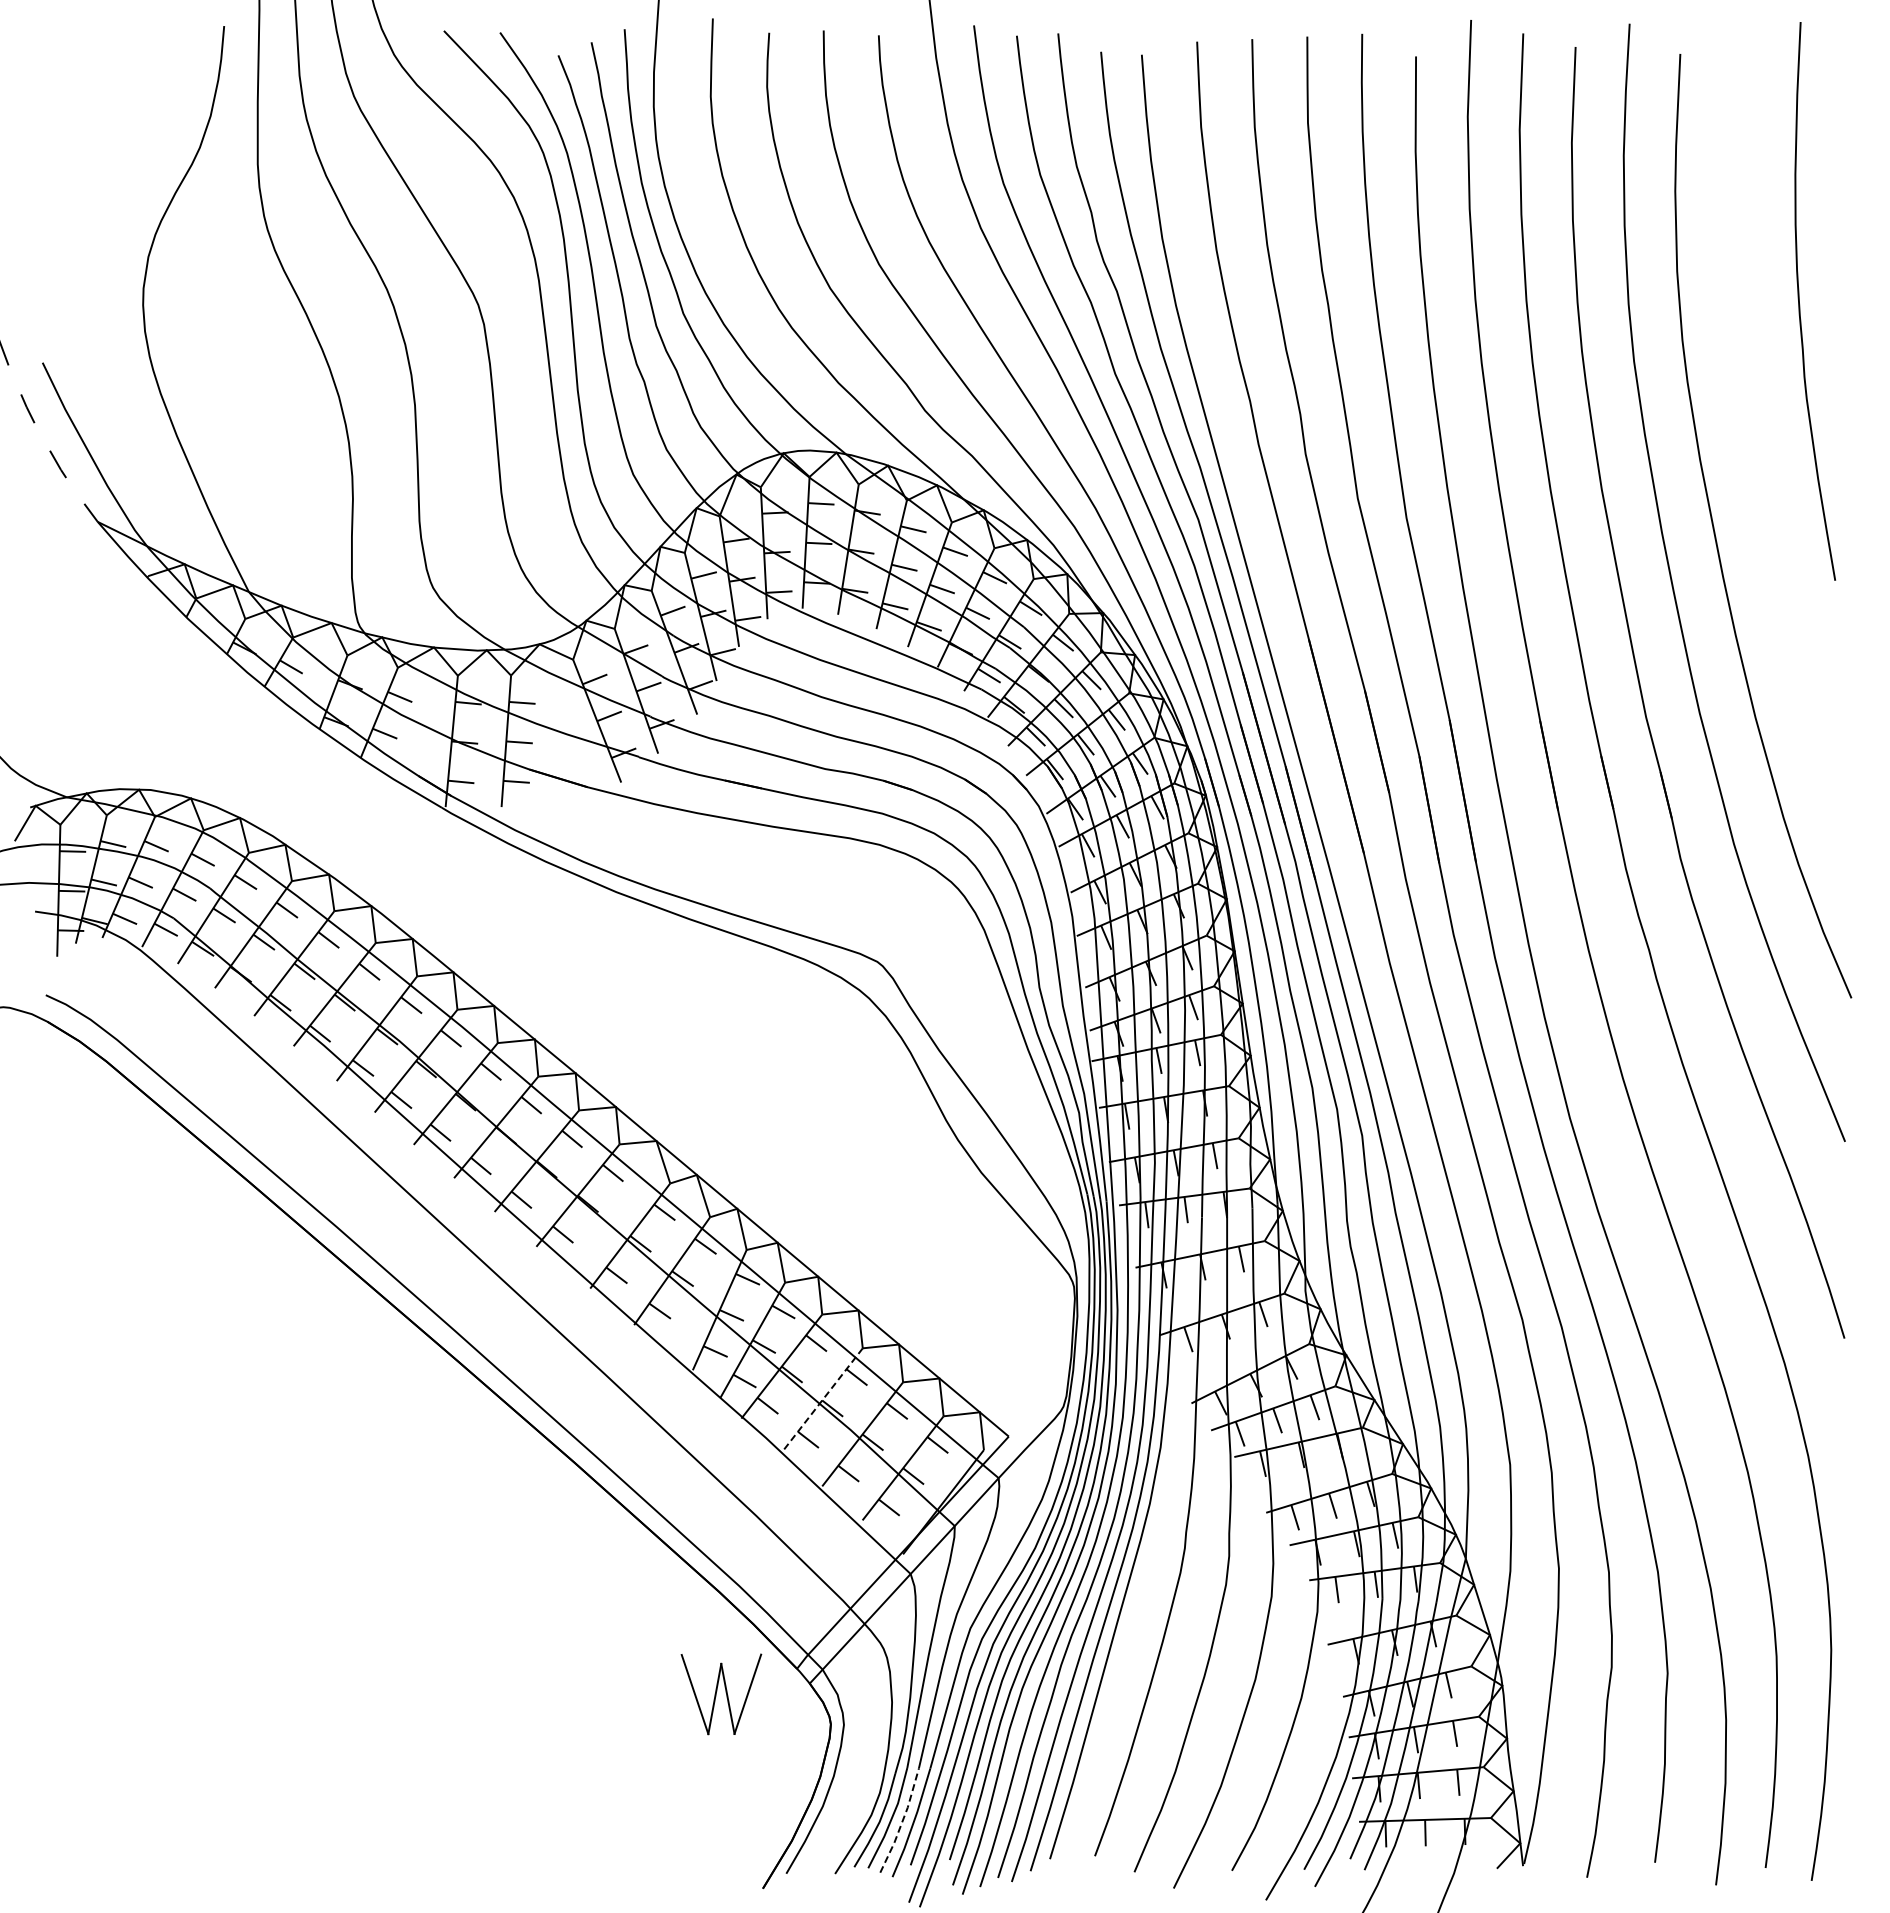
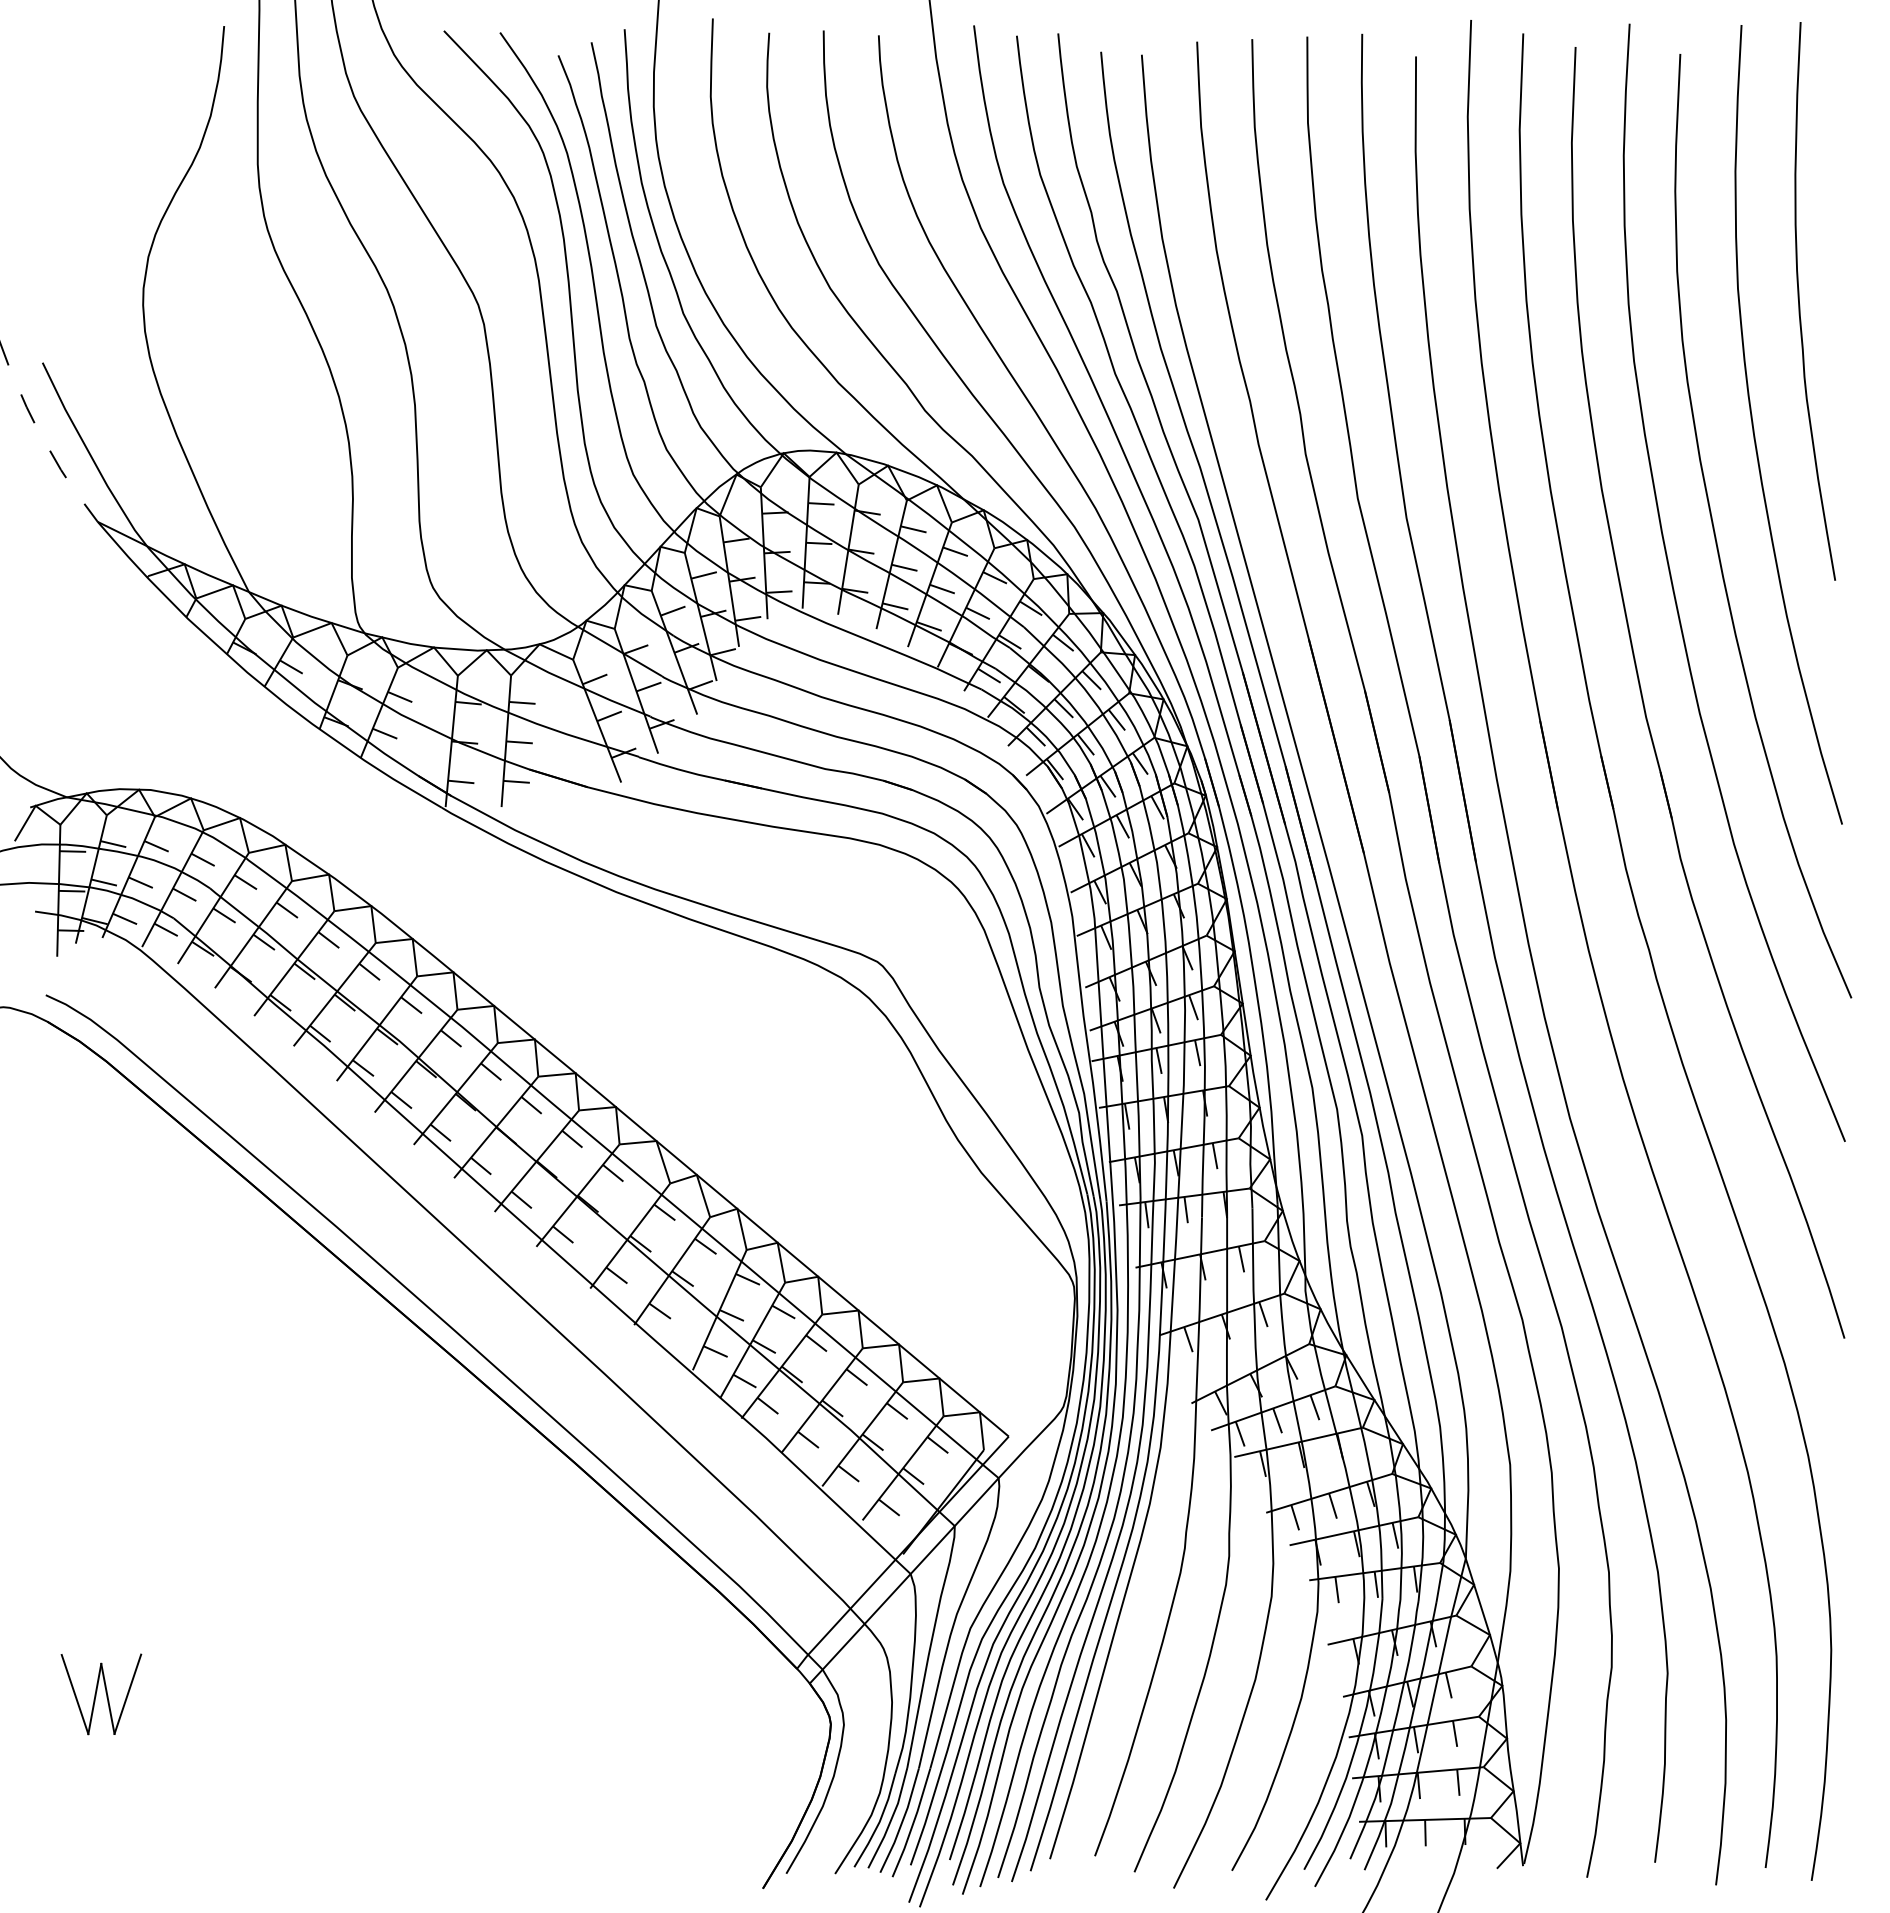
curve: none -> present (1754, 428)
line: dashed -> solid (821, 1400)
part position: (721, 1694) -> (101, 1694) (101, 1694)
line: dashed -> solid (902, 1821)
